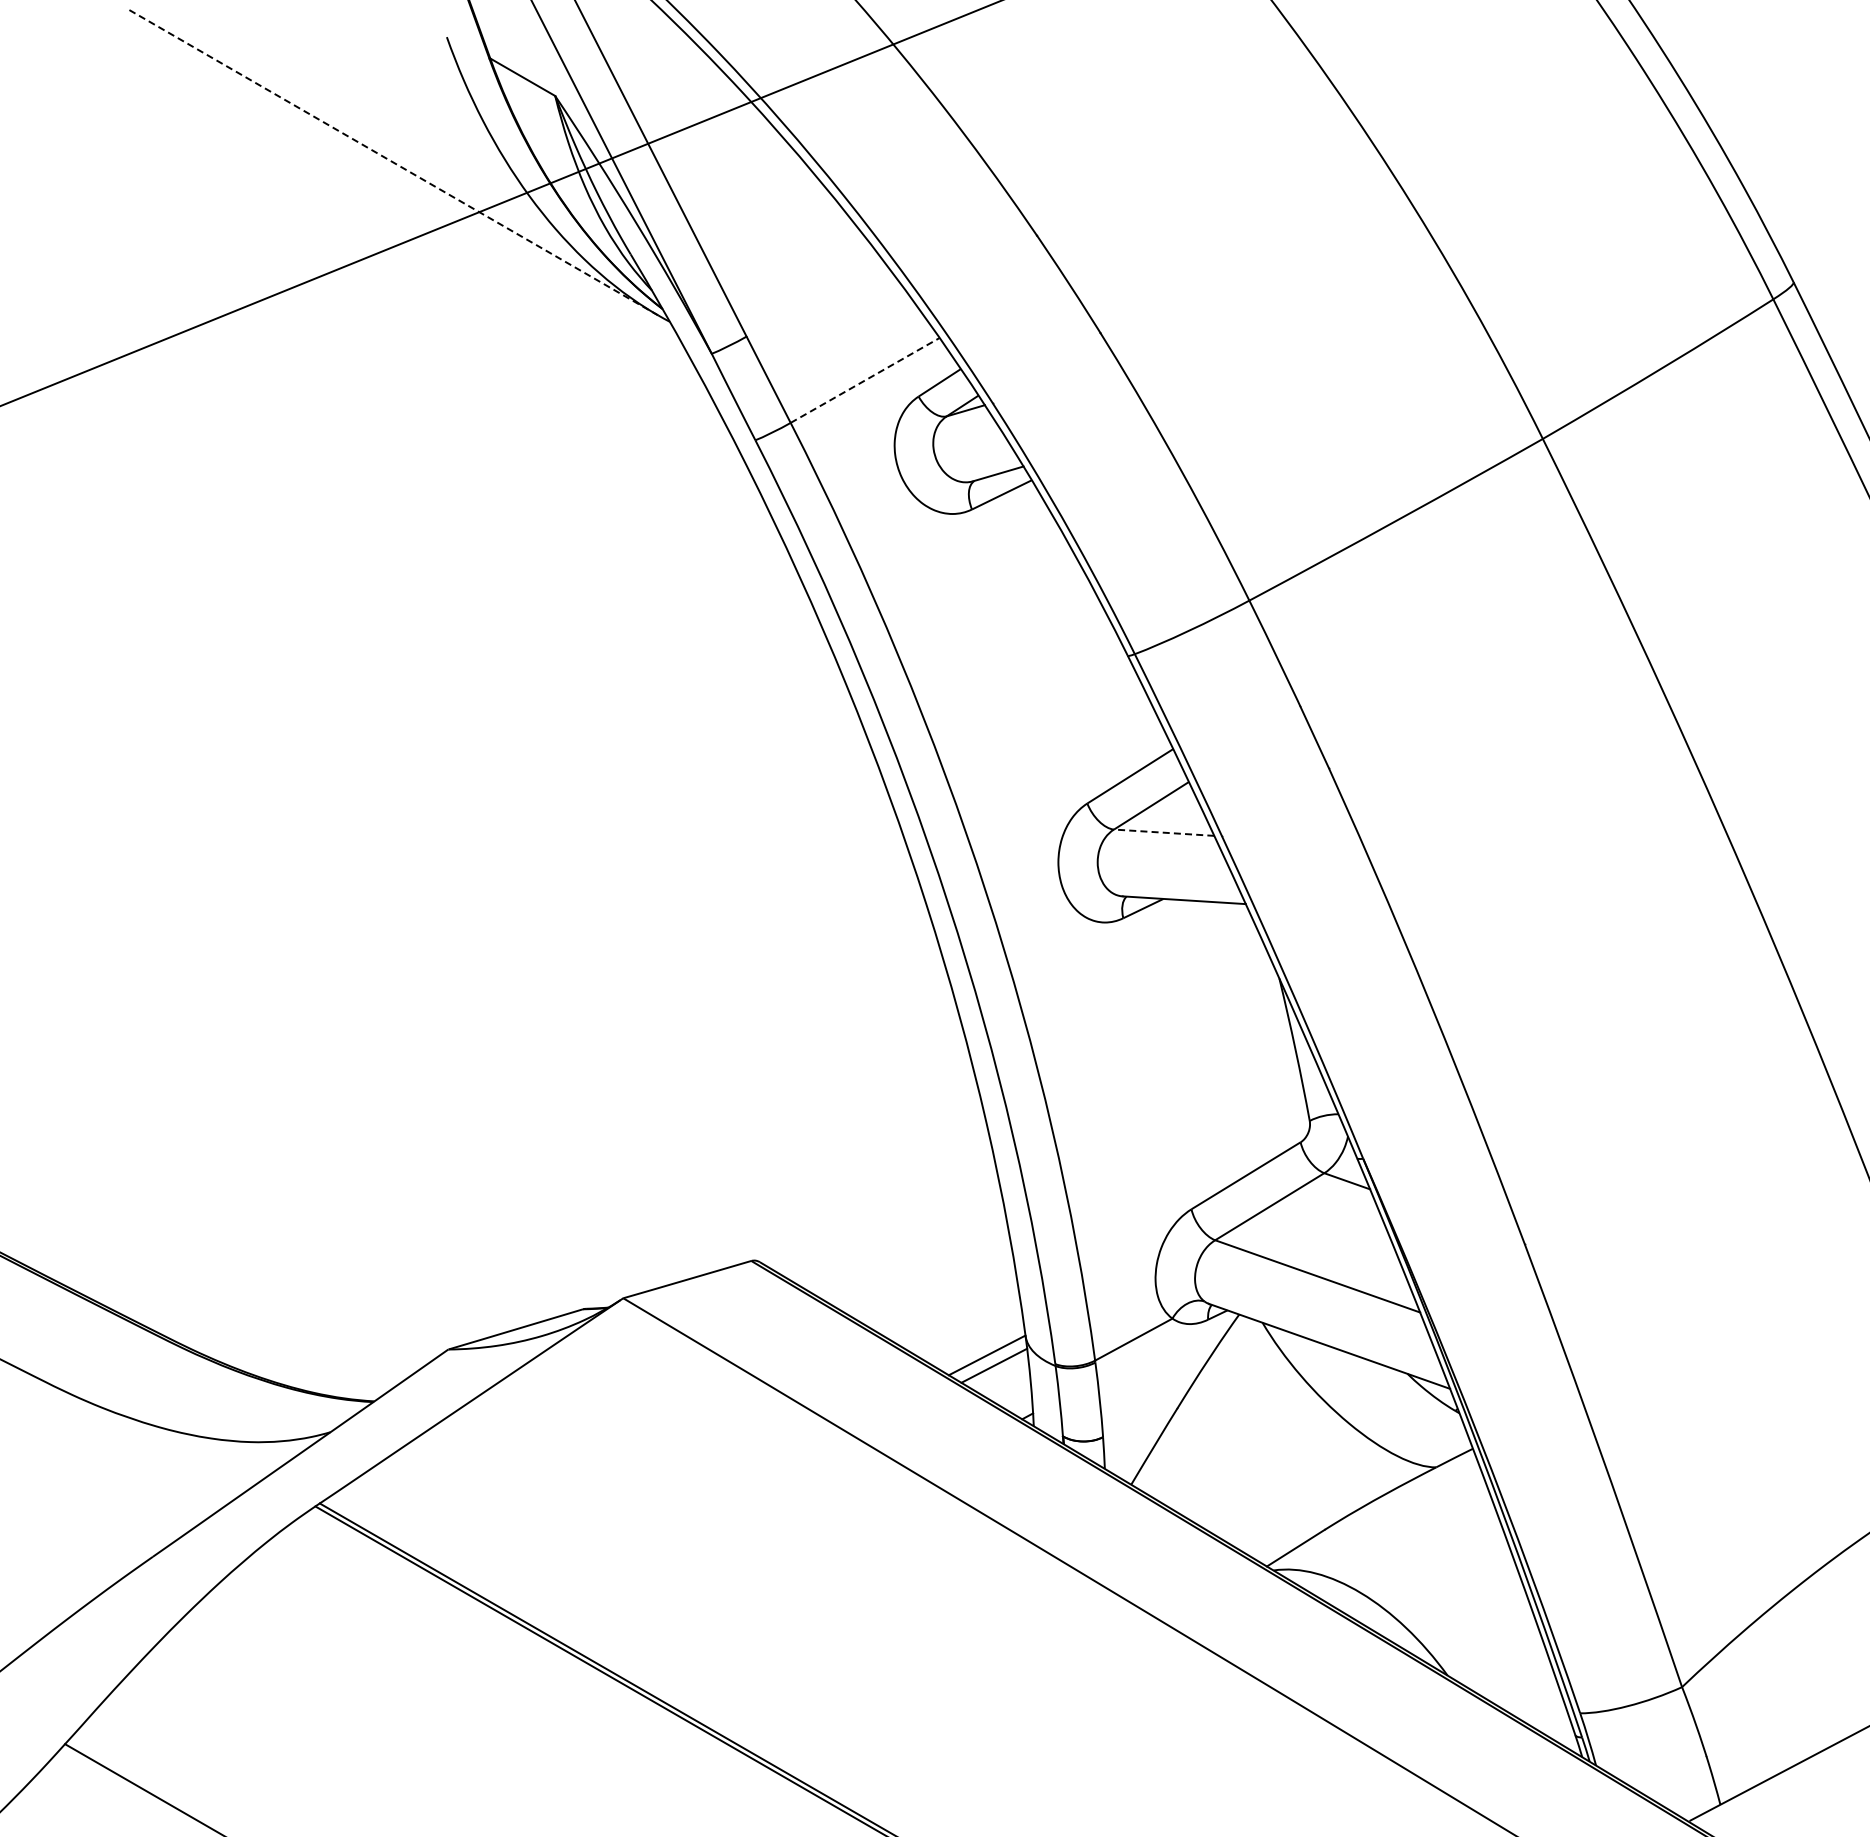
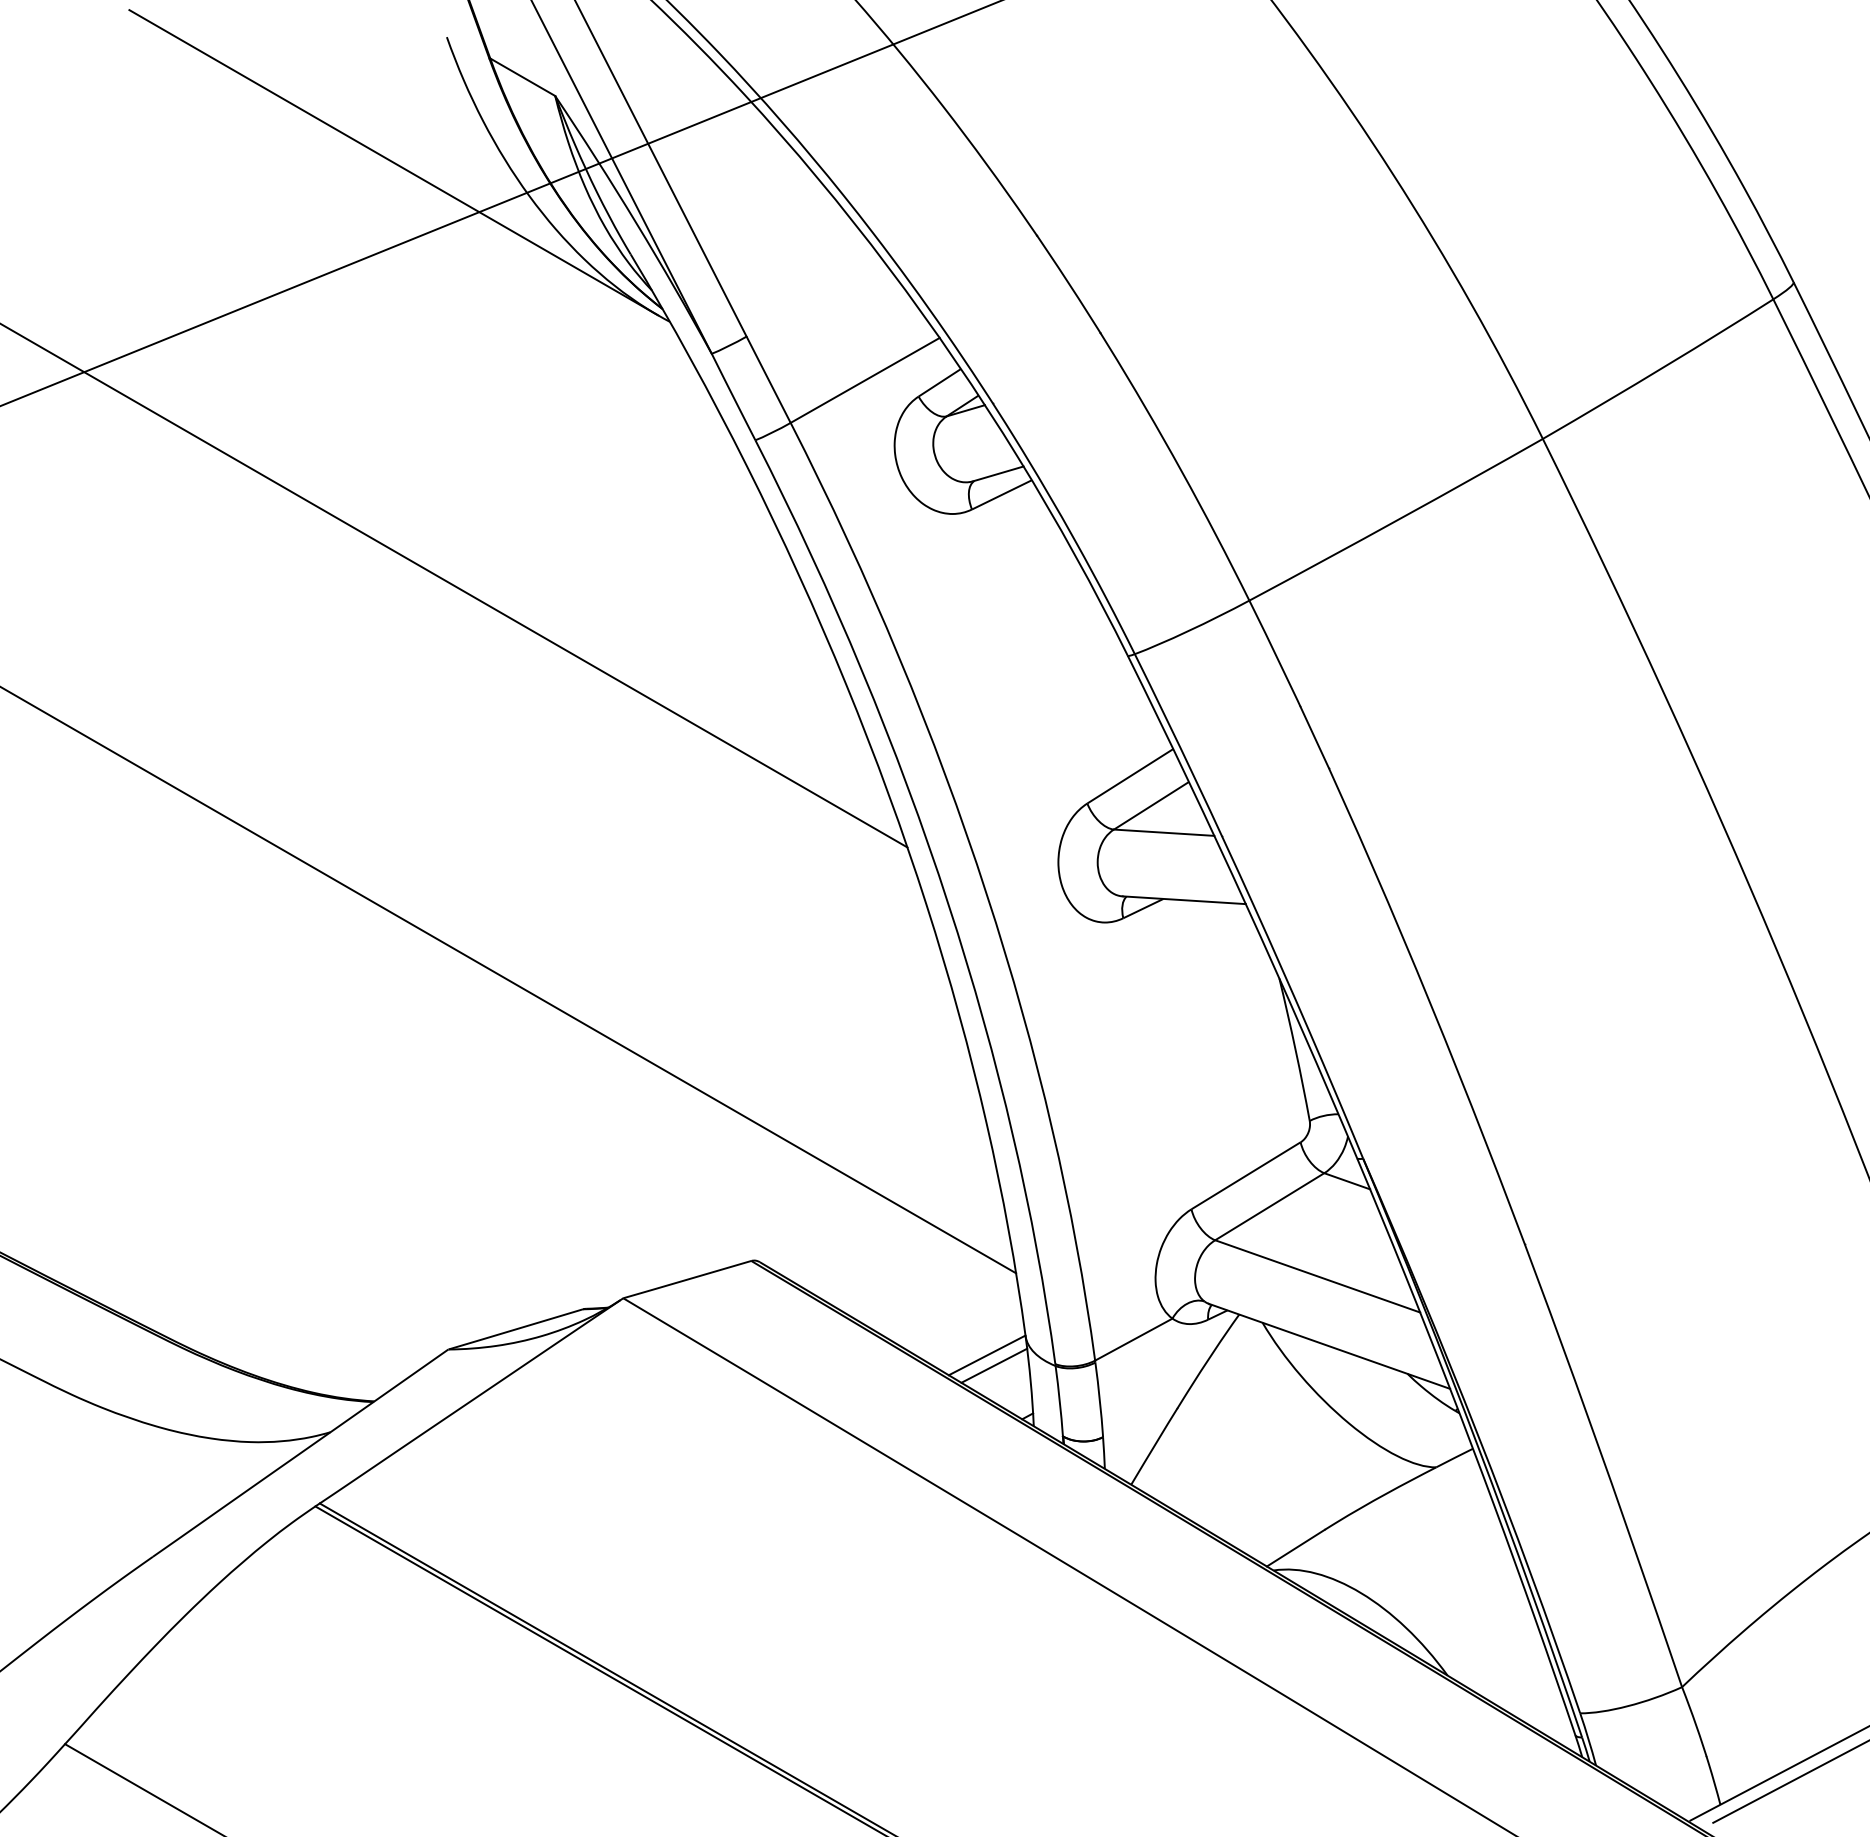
line: dashed -> solid (394, 162)
line: dashed -> solid (865, 380)
line: none -> present (454, 585)
line: dashed -> solid (1163, 832)
line: none -> present (509, 980)
line: none -> present (1789, 1782)
